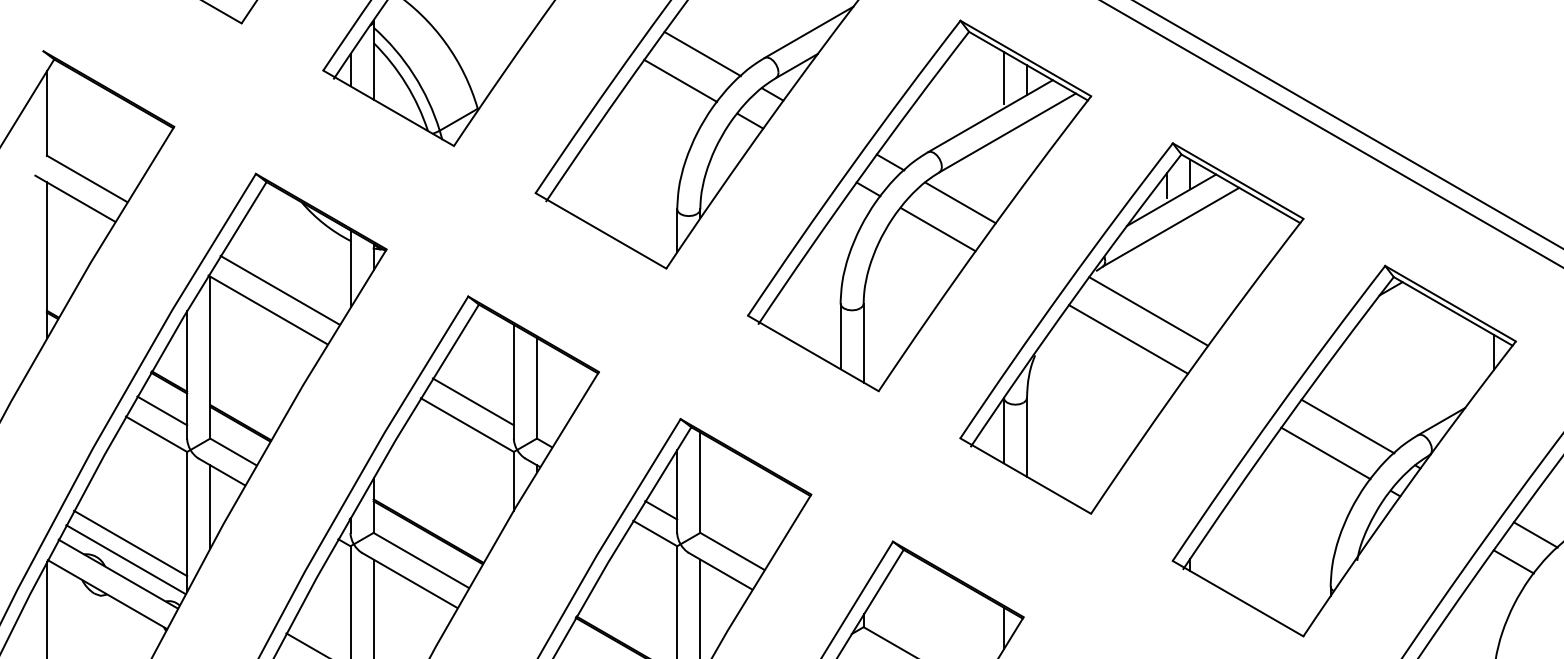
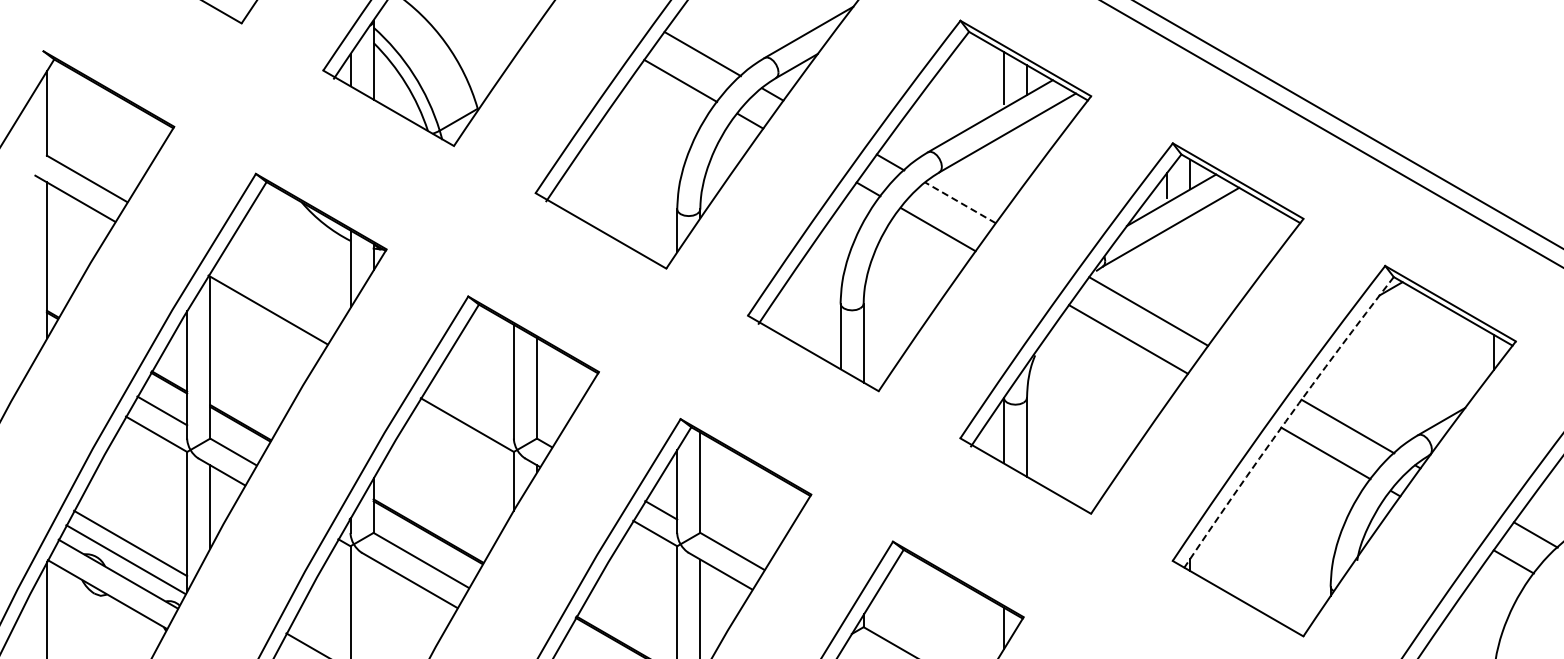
line: solid -> dashed (960, 202)
line: present -> none (279, 289)
line: present -> none (472, 401)
arc: solid -> dashed (1285, 421)
line: present -> none (373, 607)
